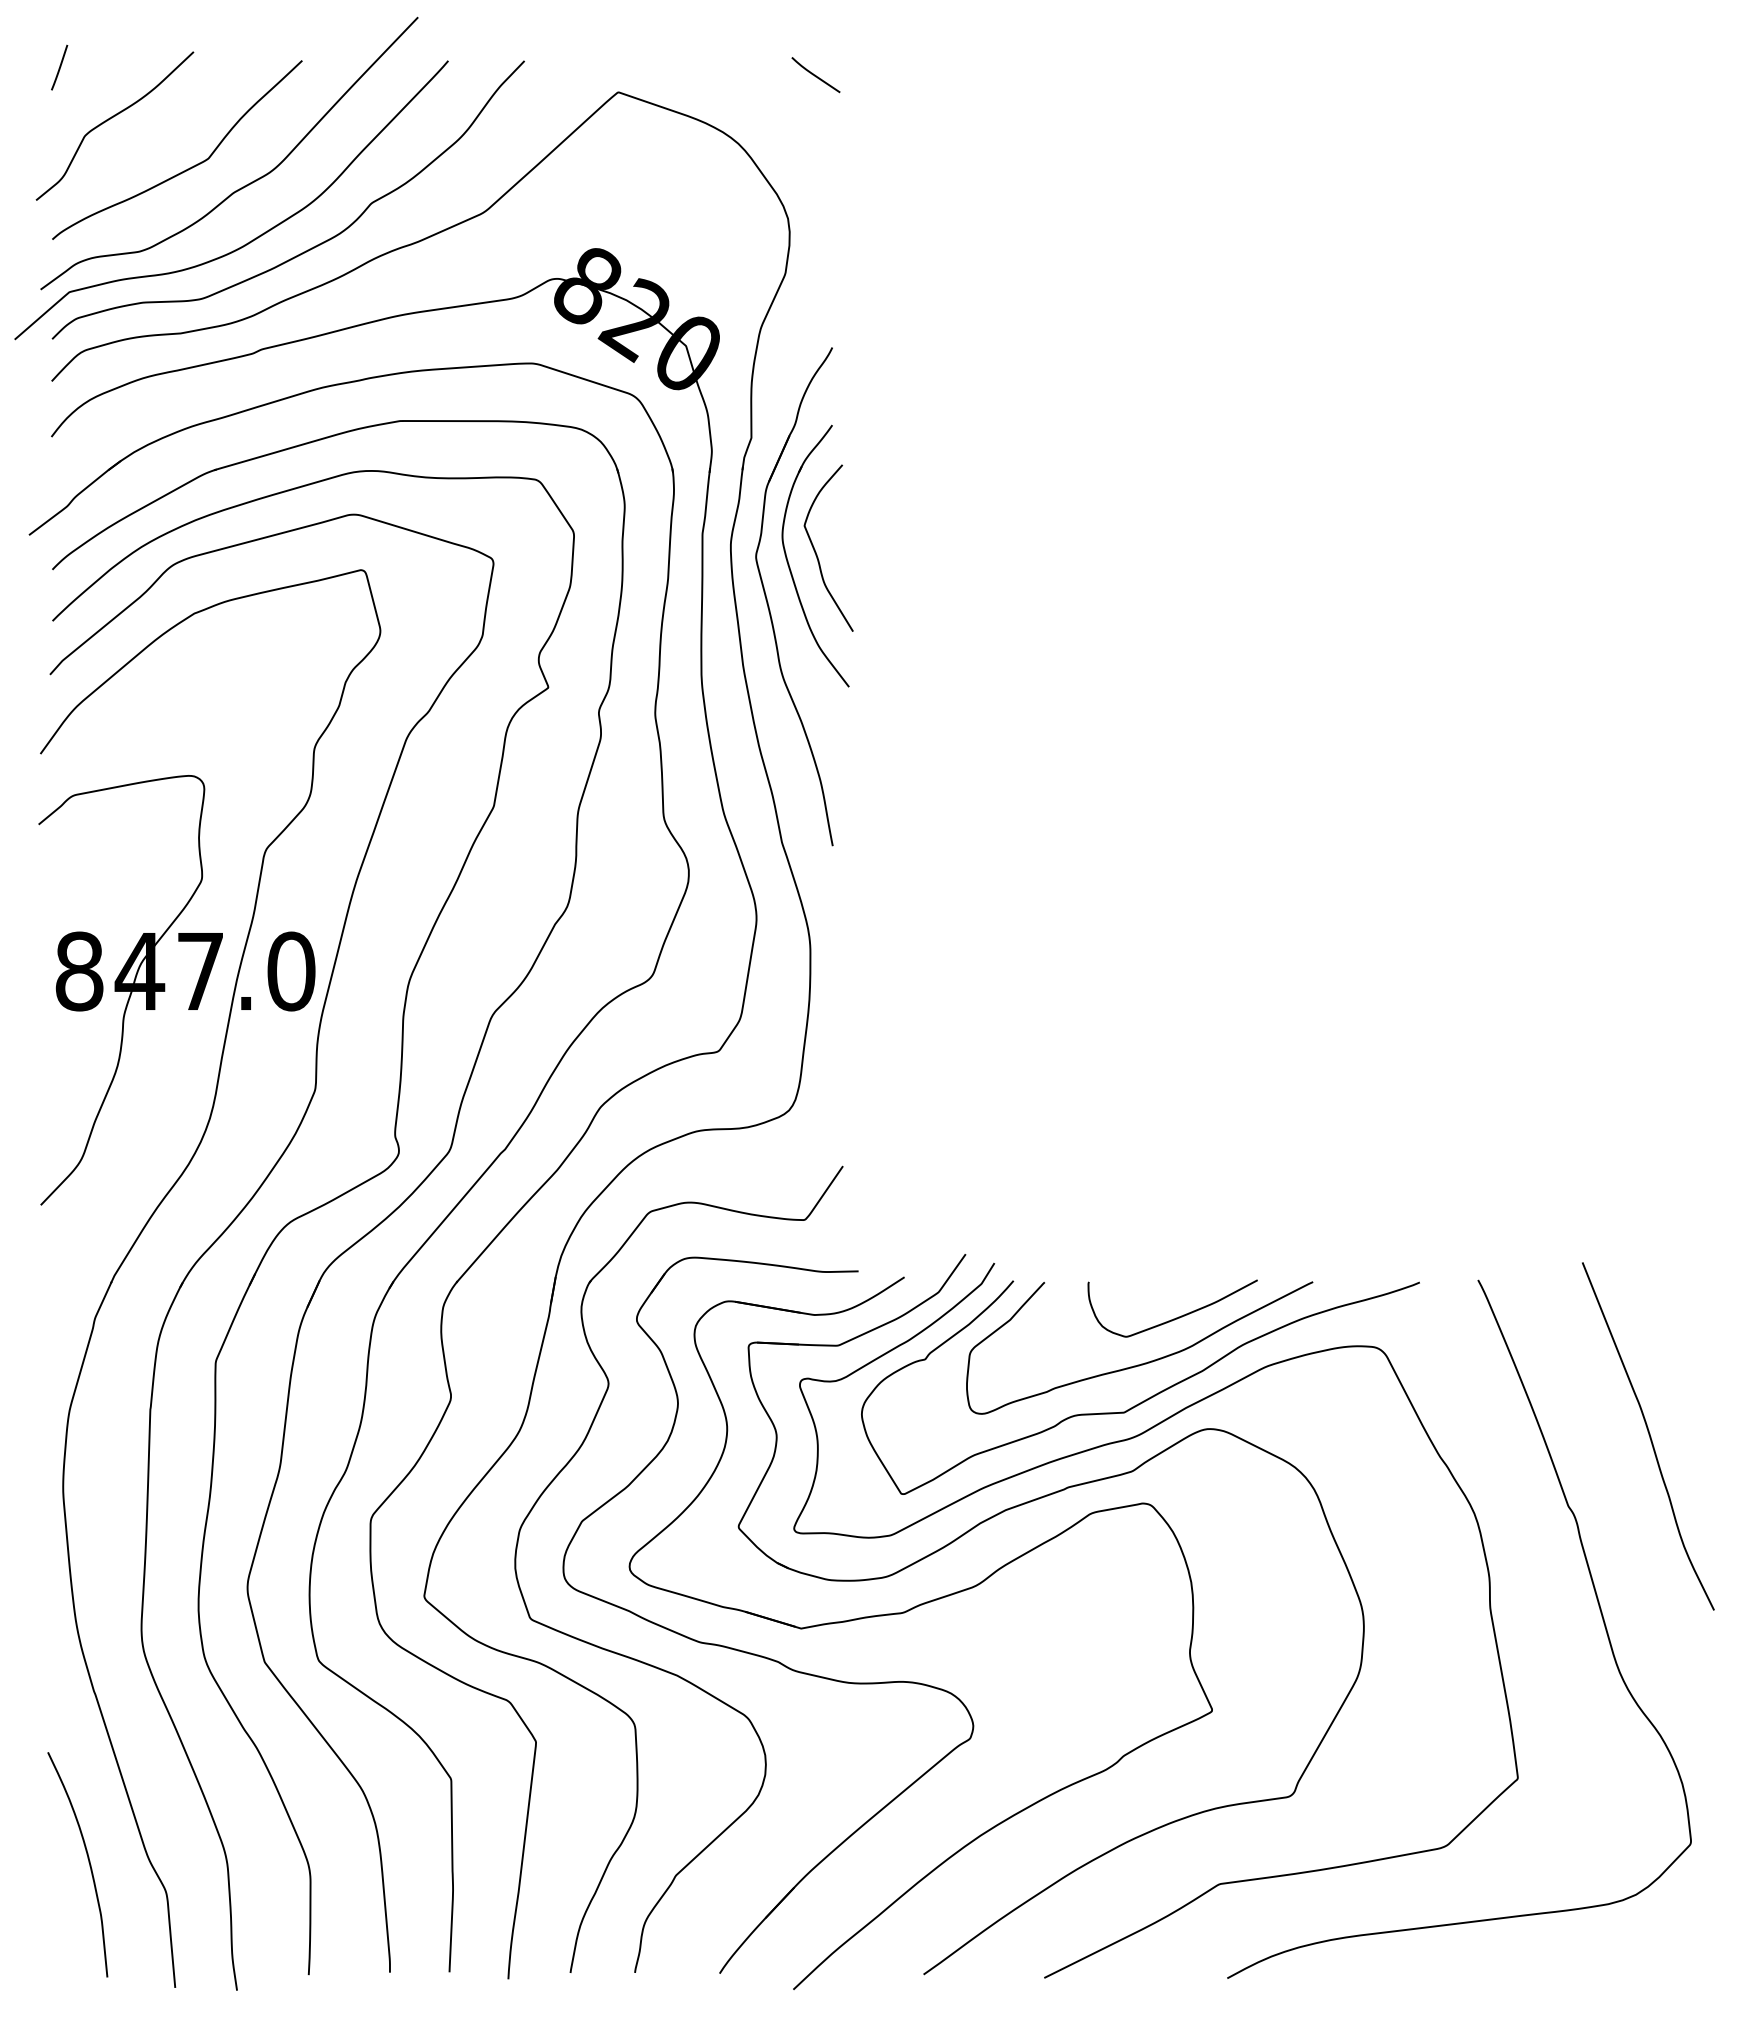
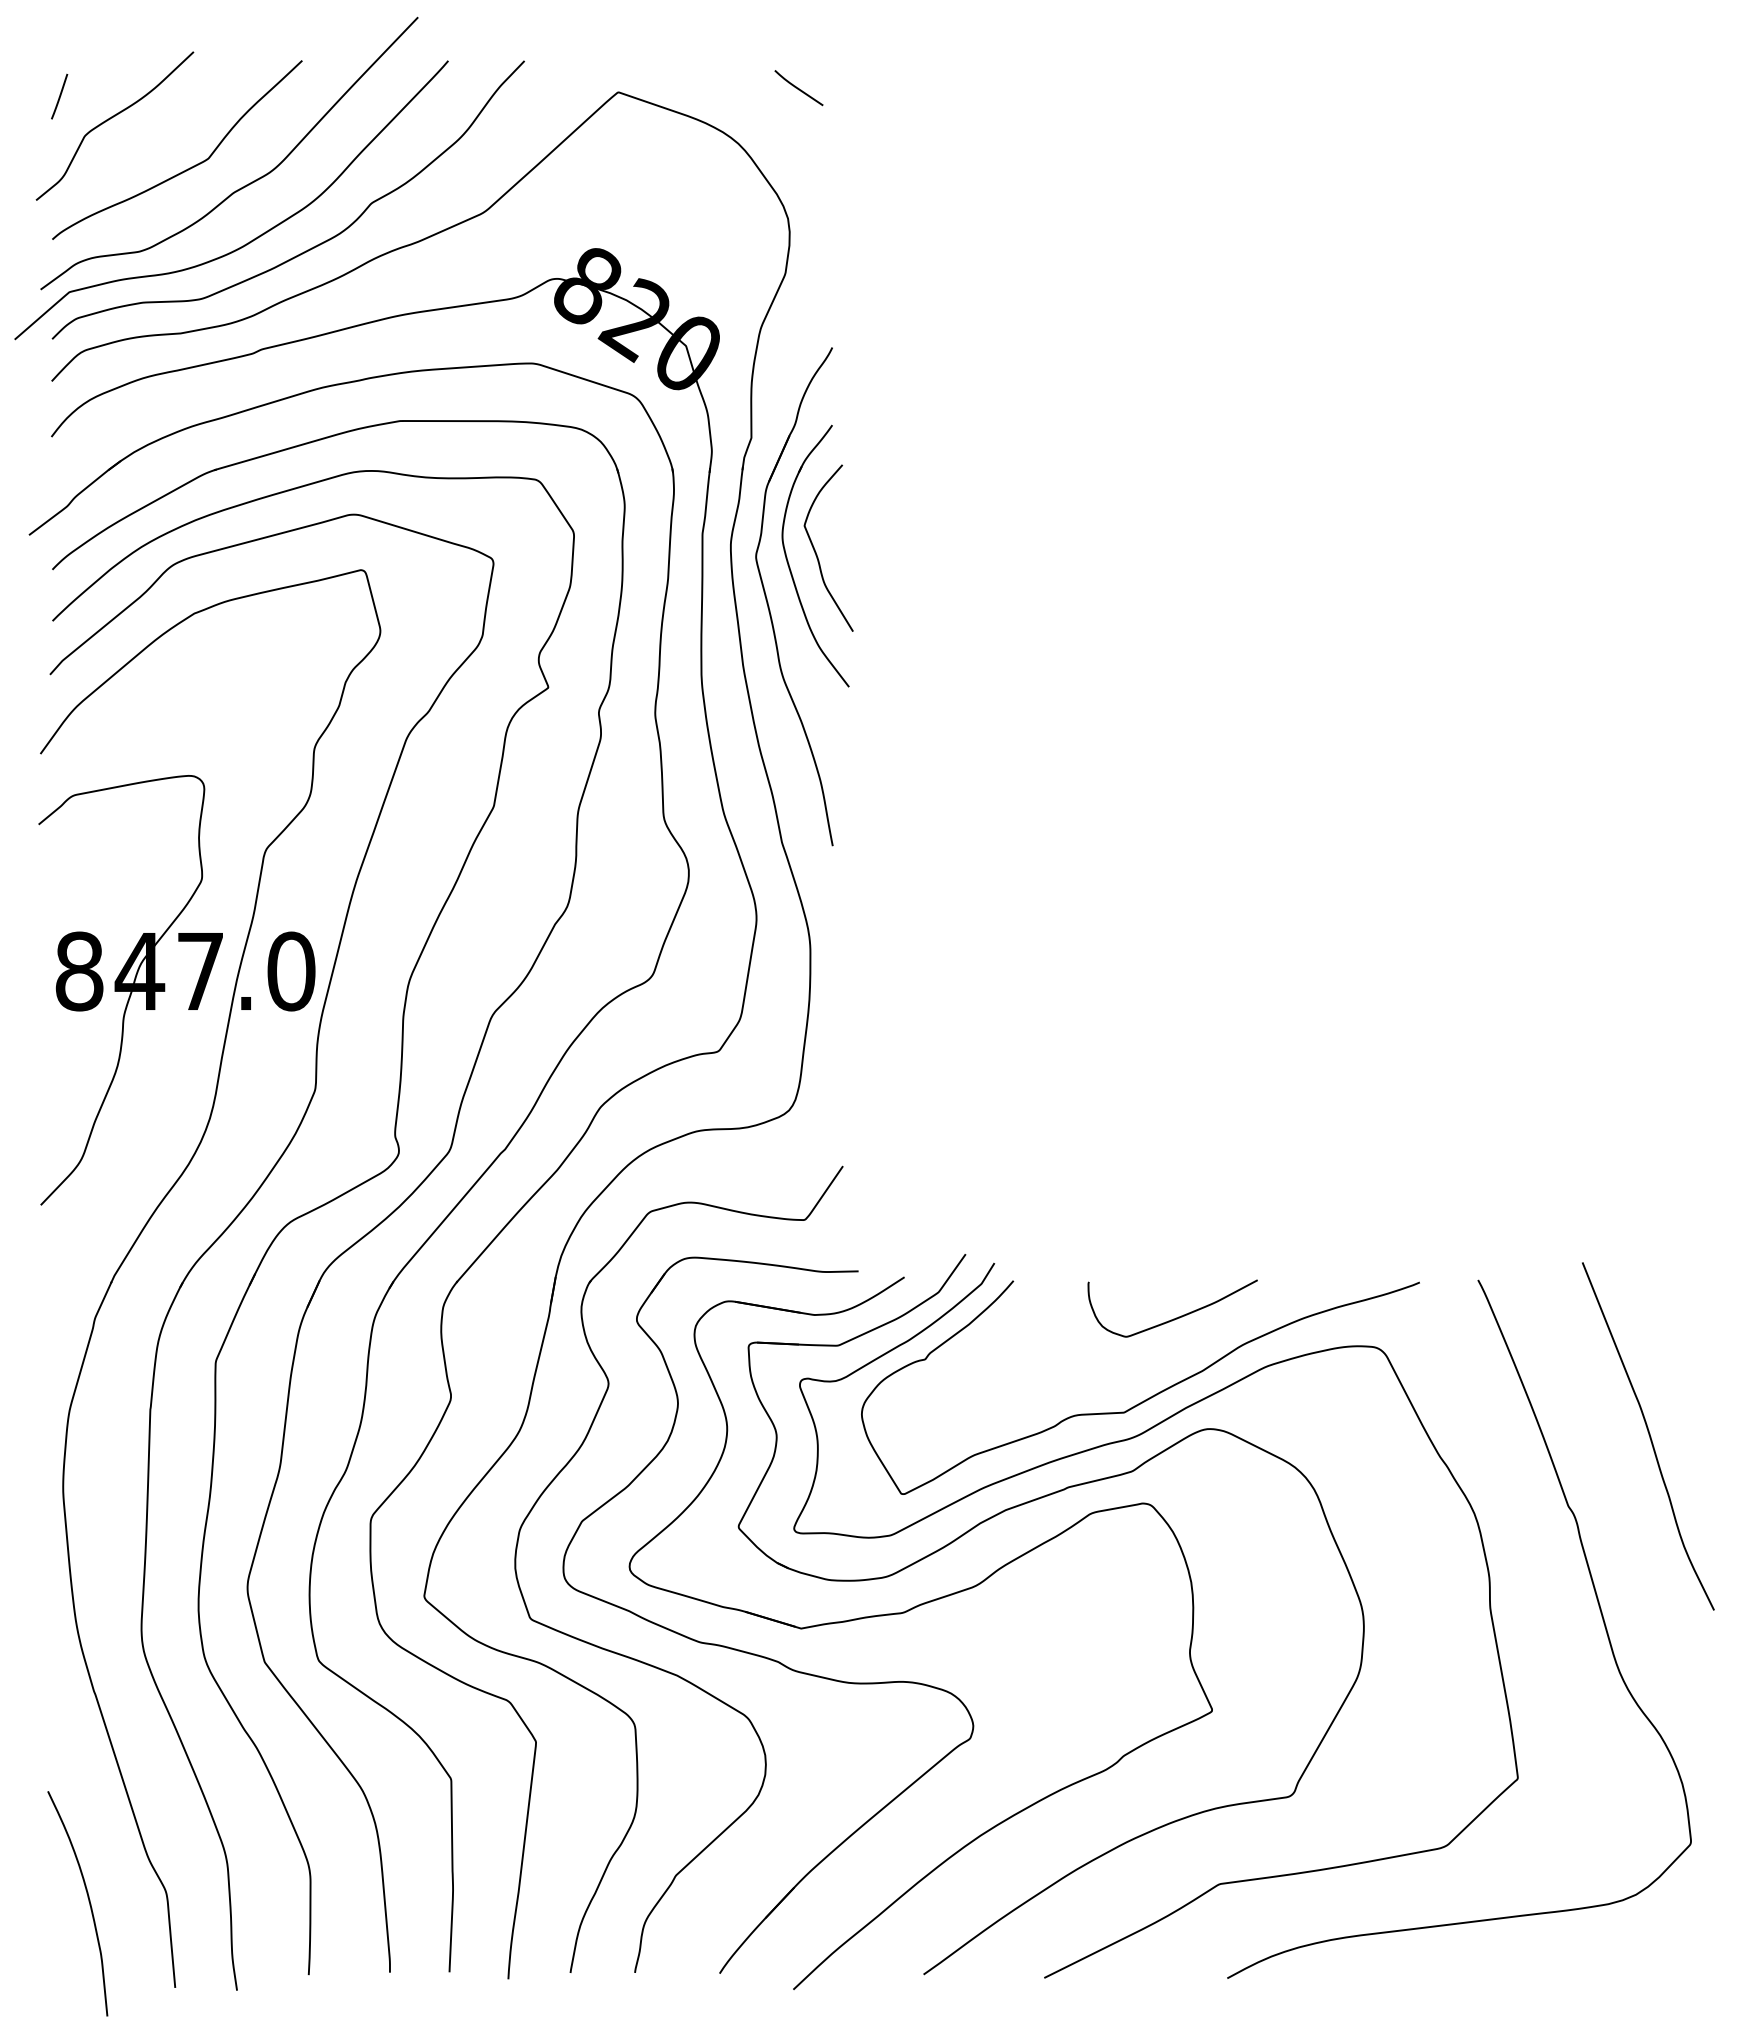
line position: (59, 67) -> (59, 96) (59, 96)
curve position: (815, 75) -> (798, 88) (798, 88)
curve: present -> none (1144, 1362)
curve position: (88, 1862) -> (88, 1901) (88, 1901)
